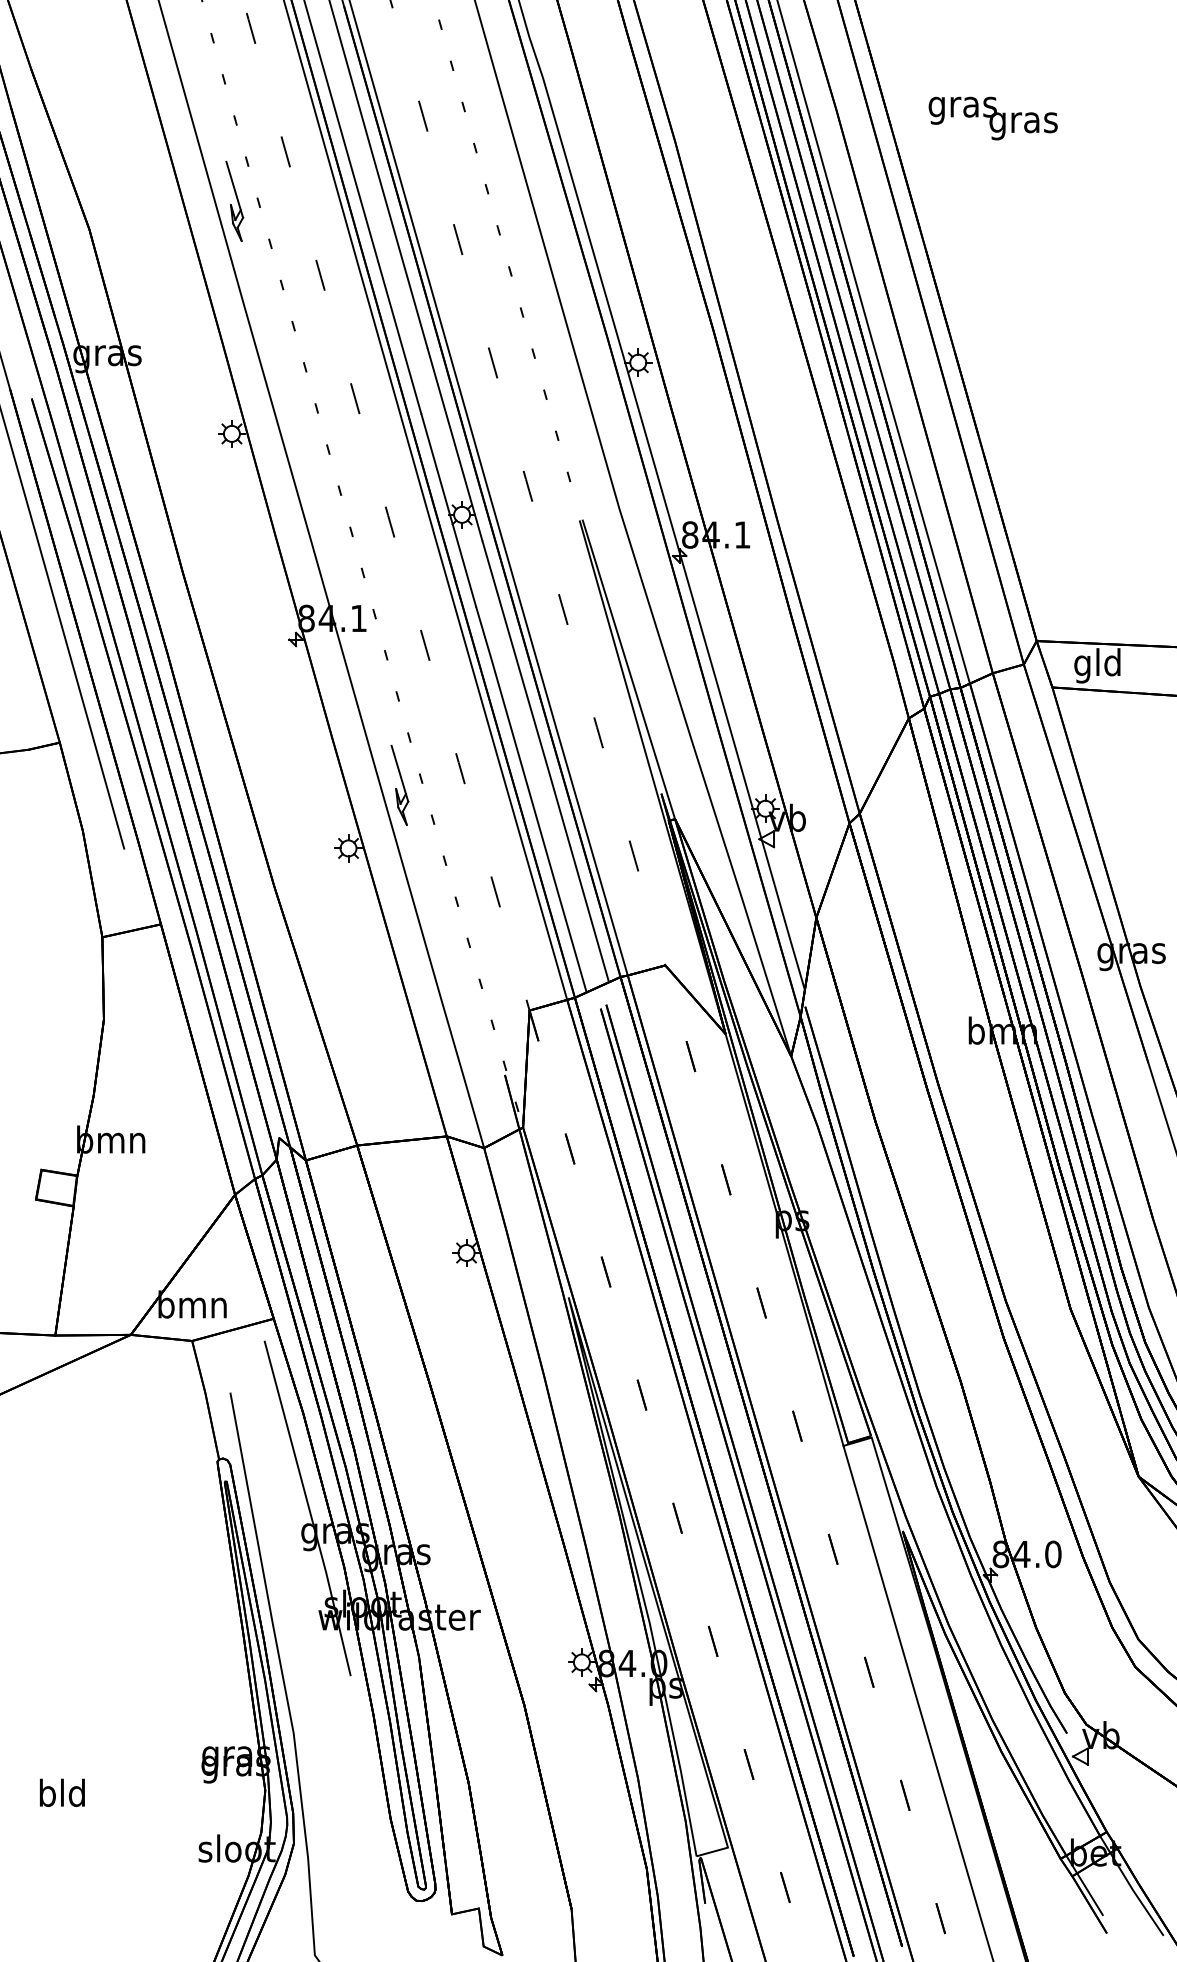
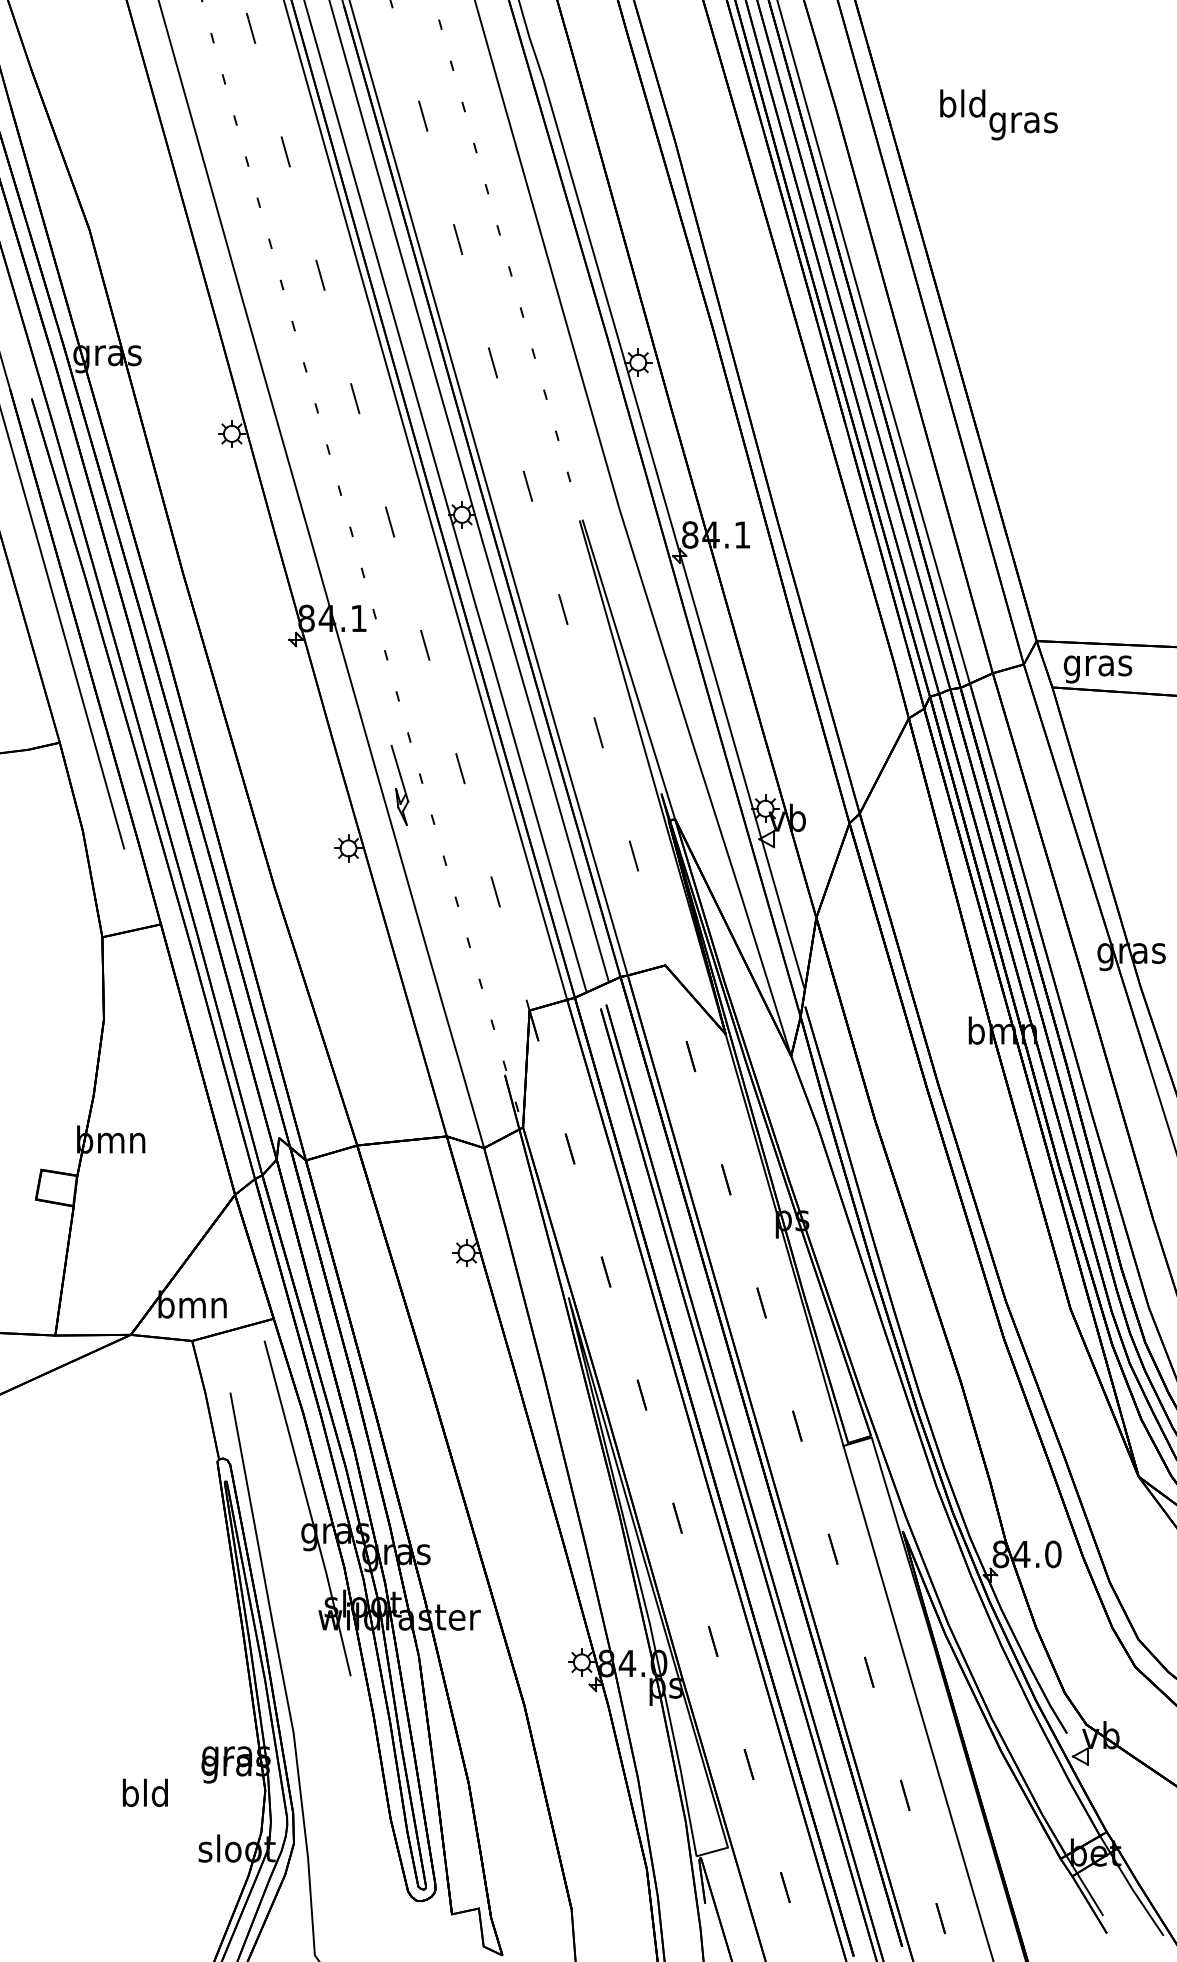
text: gras -> bld (962, 106)
part: present -> none (234, 201)
text: gld -> gras (1097, 665)
text position: (62, 1792) -> (145, 1792) (145, 1792)
